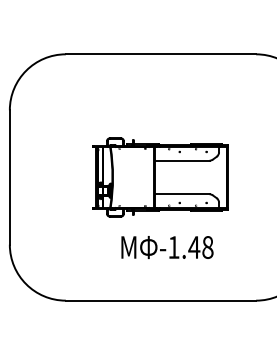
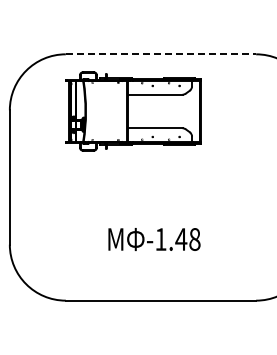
line: solid -> dashed (161, 54)
part position: (160, 177) -> (133, 111) (133, 111)
text position: (167, 247) -> (154, 239) (154, 239)
